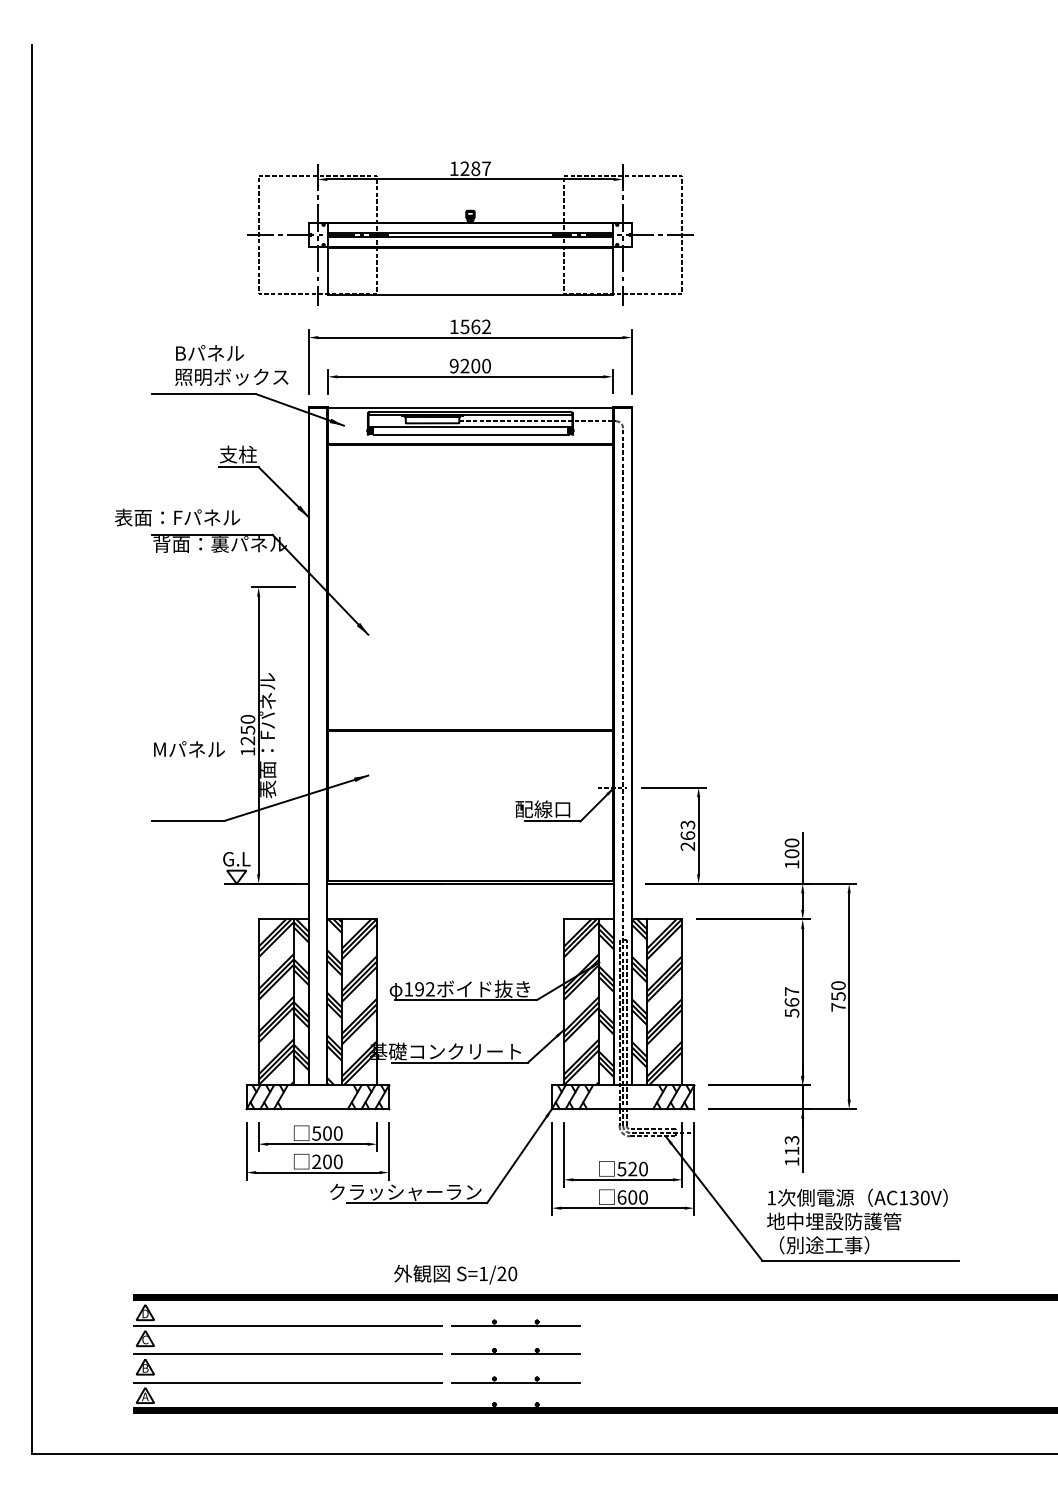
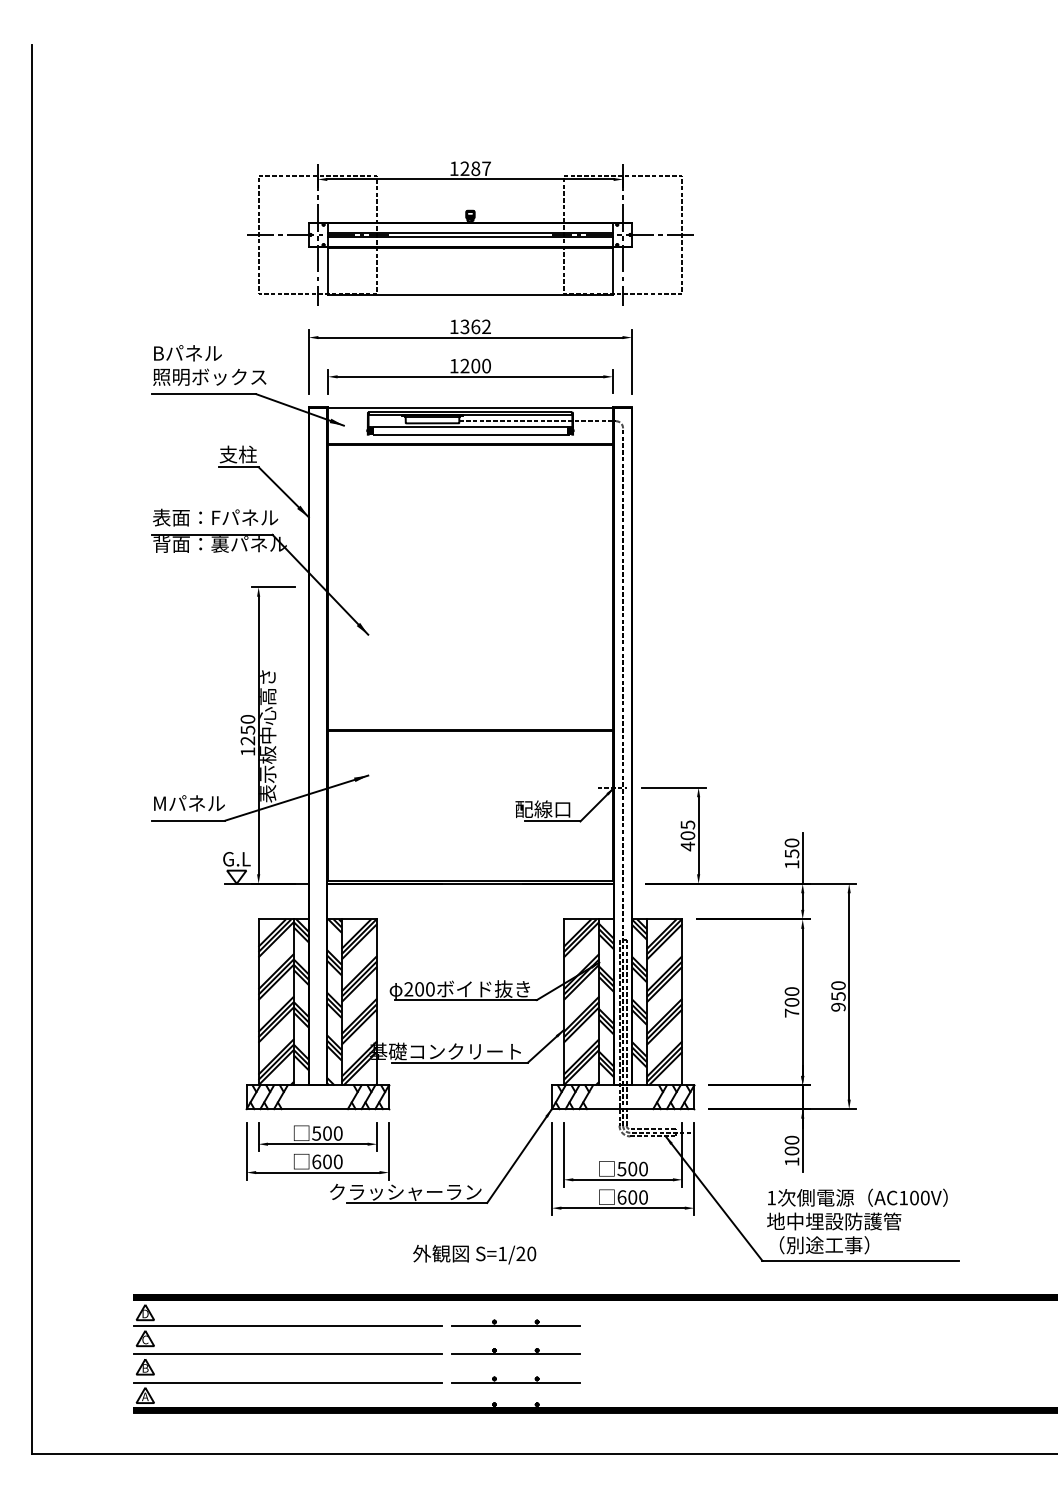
text: 1562 -> 1362 (465, 326)
text position: (231, 365) -> (209, 365) (209, 365)
text: 9200 -> 1200 (453, 365)
text position: (177, 517) -> (215, 517) (215, 517)
text: 表面：Fパネル -> 表示板中心高さ (268, 736)
text position: (189, 749) -> (189, 803) (189, 803)
text: 263 -> 405 (687, 835)
text: 100 -> 150 (791, 853)
text: 192 -> 200 (419, 989)
text: 567 -> 700 (791, 1002)
text: 750 -> 950 (838, 1006)
text: 113 -> 100 (791, 1145)
text: 200 -> 600 (316, 1161)
text: 520 -> 500 (632, 1168)
text: AC130V -> AC100V (914, 1197)
text position: (455, 1274) -> (474, 1254) (474, 1254)
